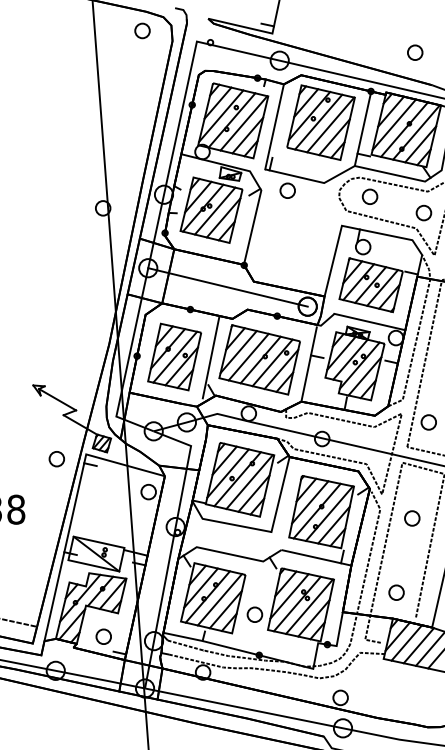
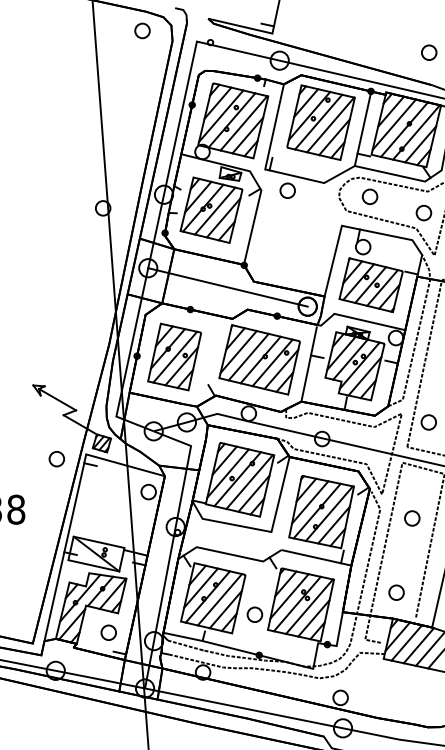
part position: (415, 52) -> (429, 52) (429, 52)
line: present -> none (210, 357)
line: present -> none (19, 622)
part position: (103, 636) -> (108, 632) (108, 632)
